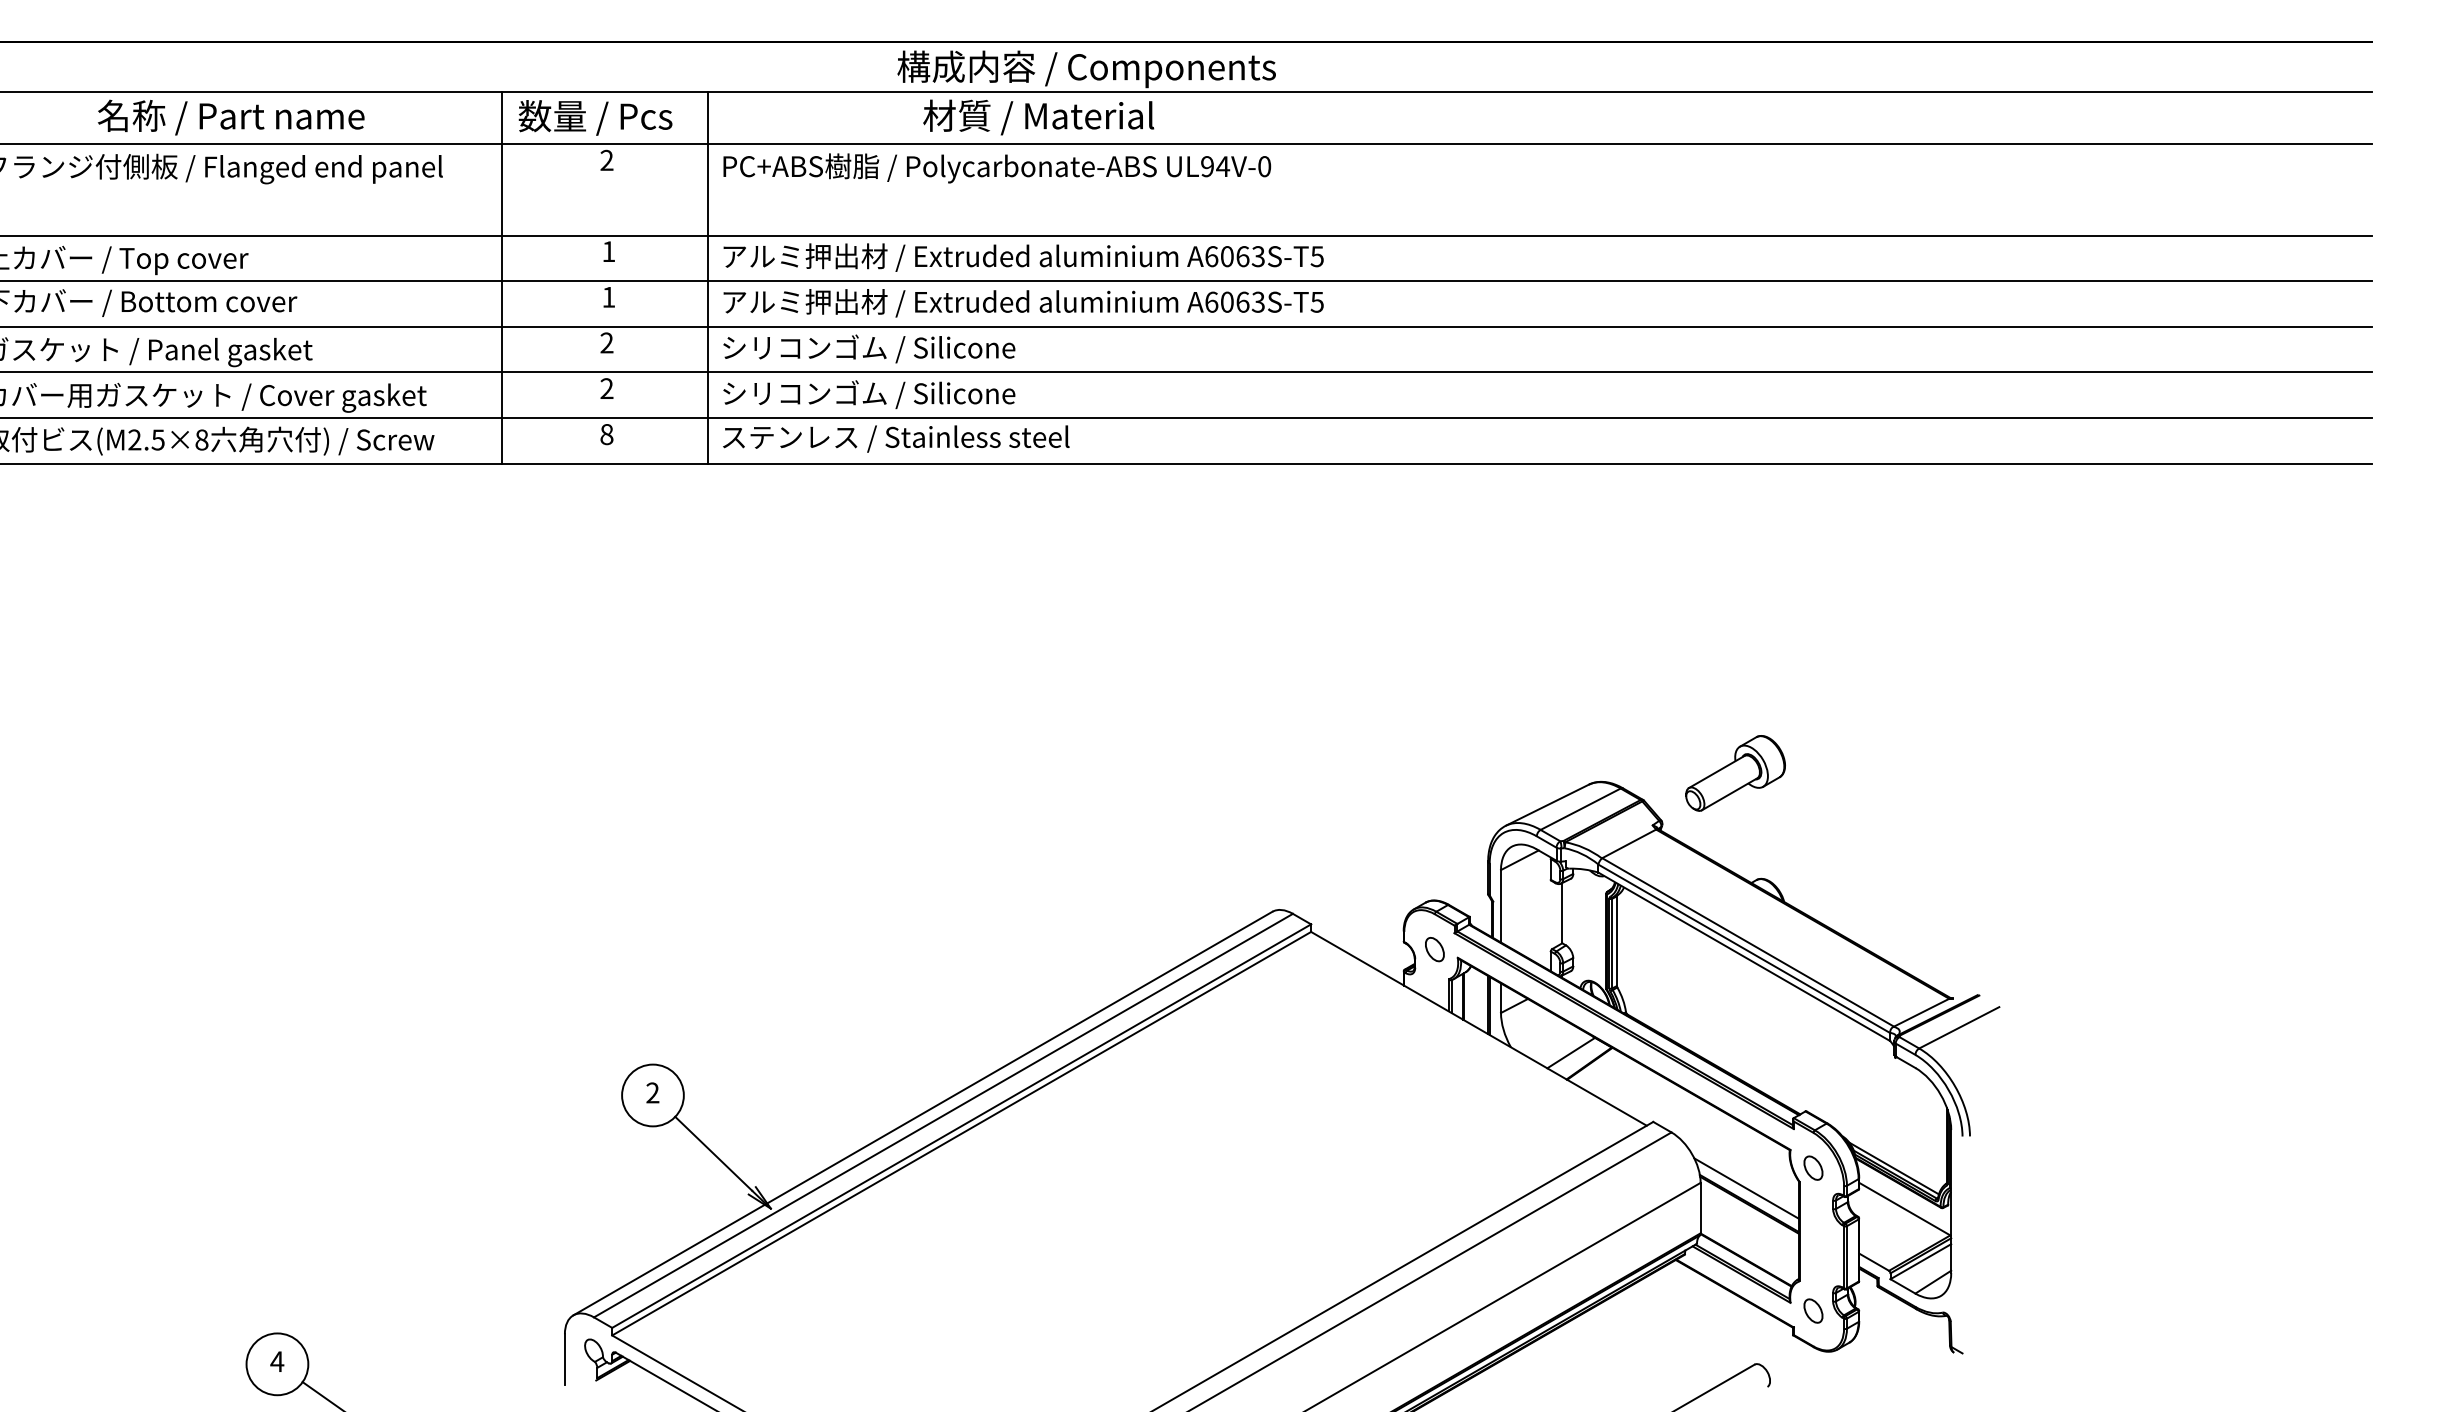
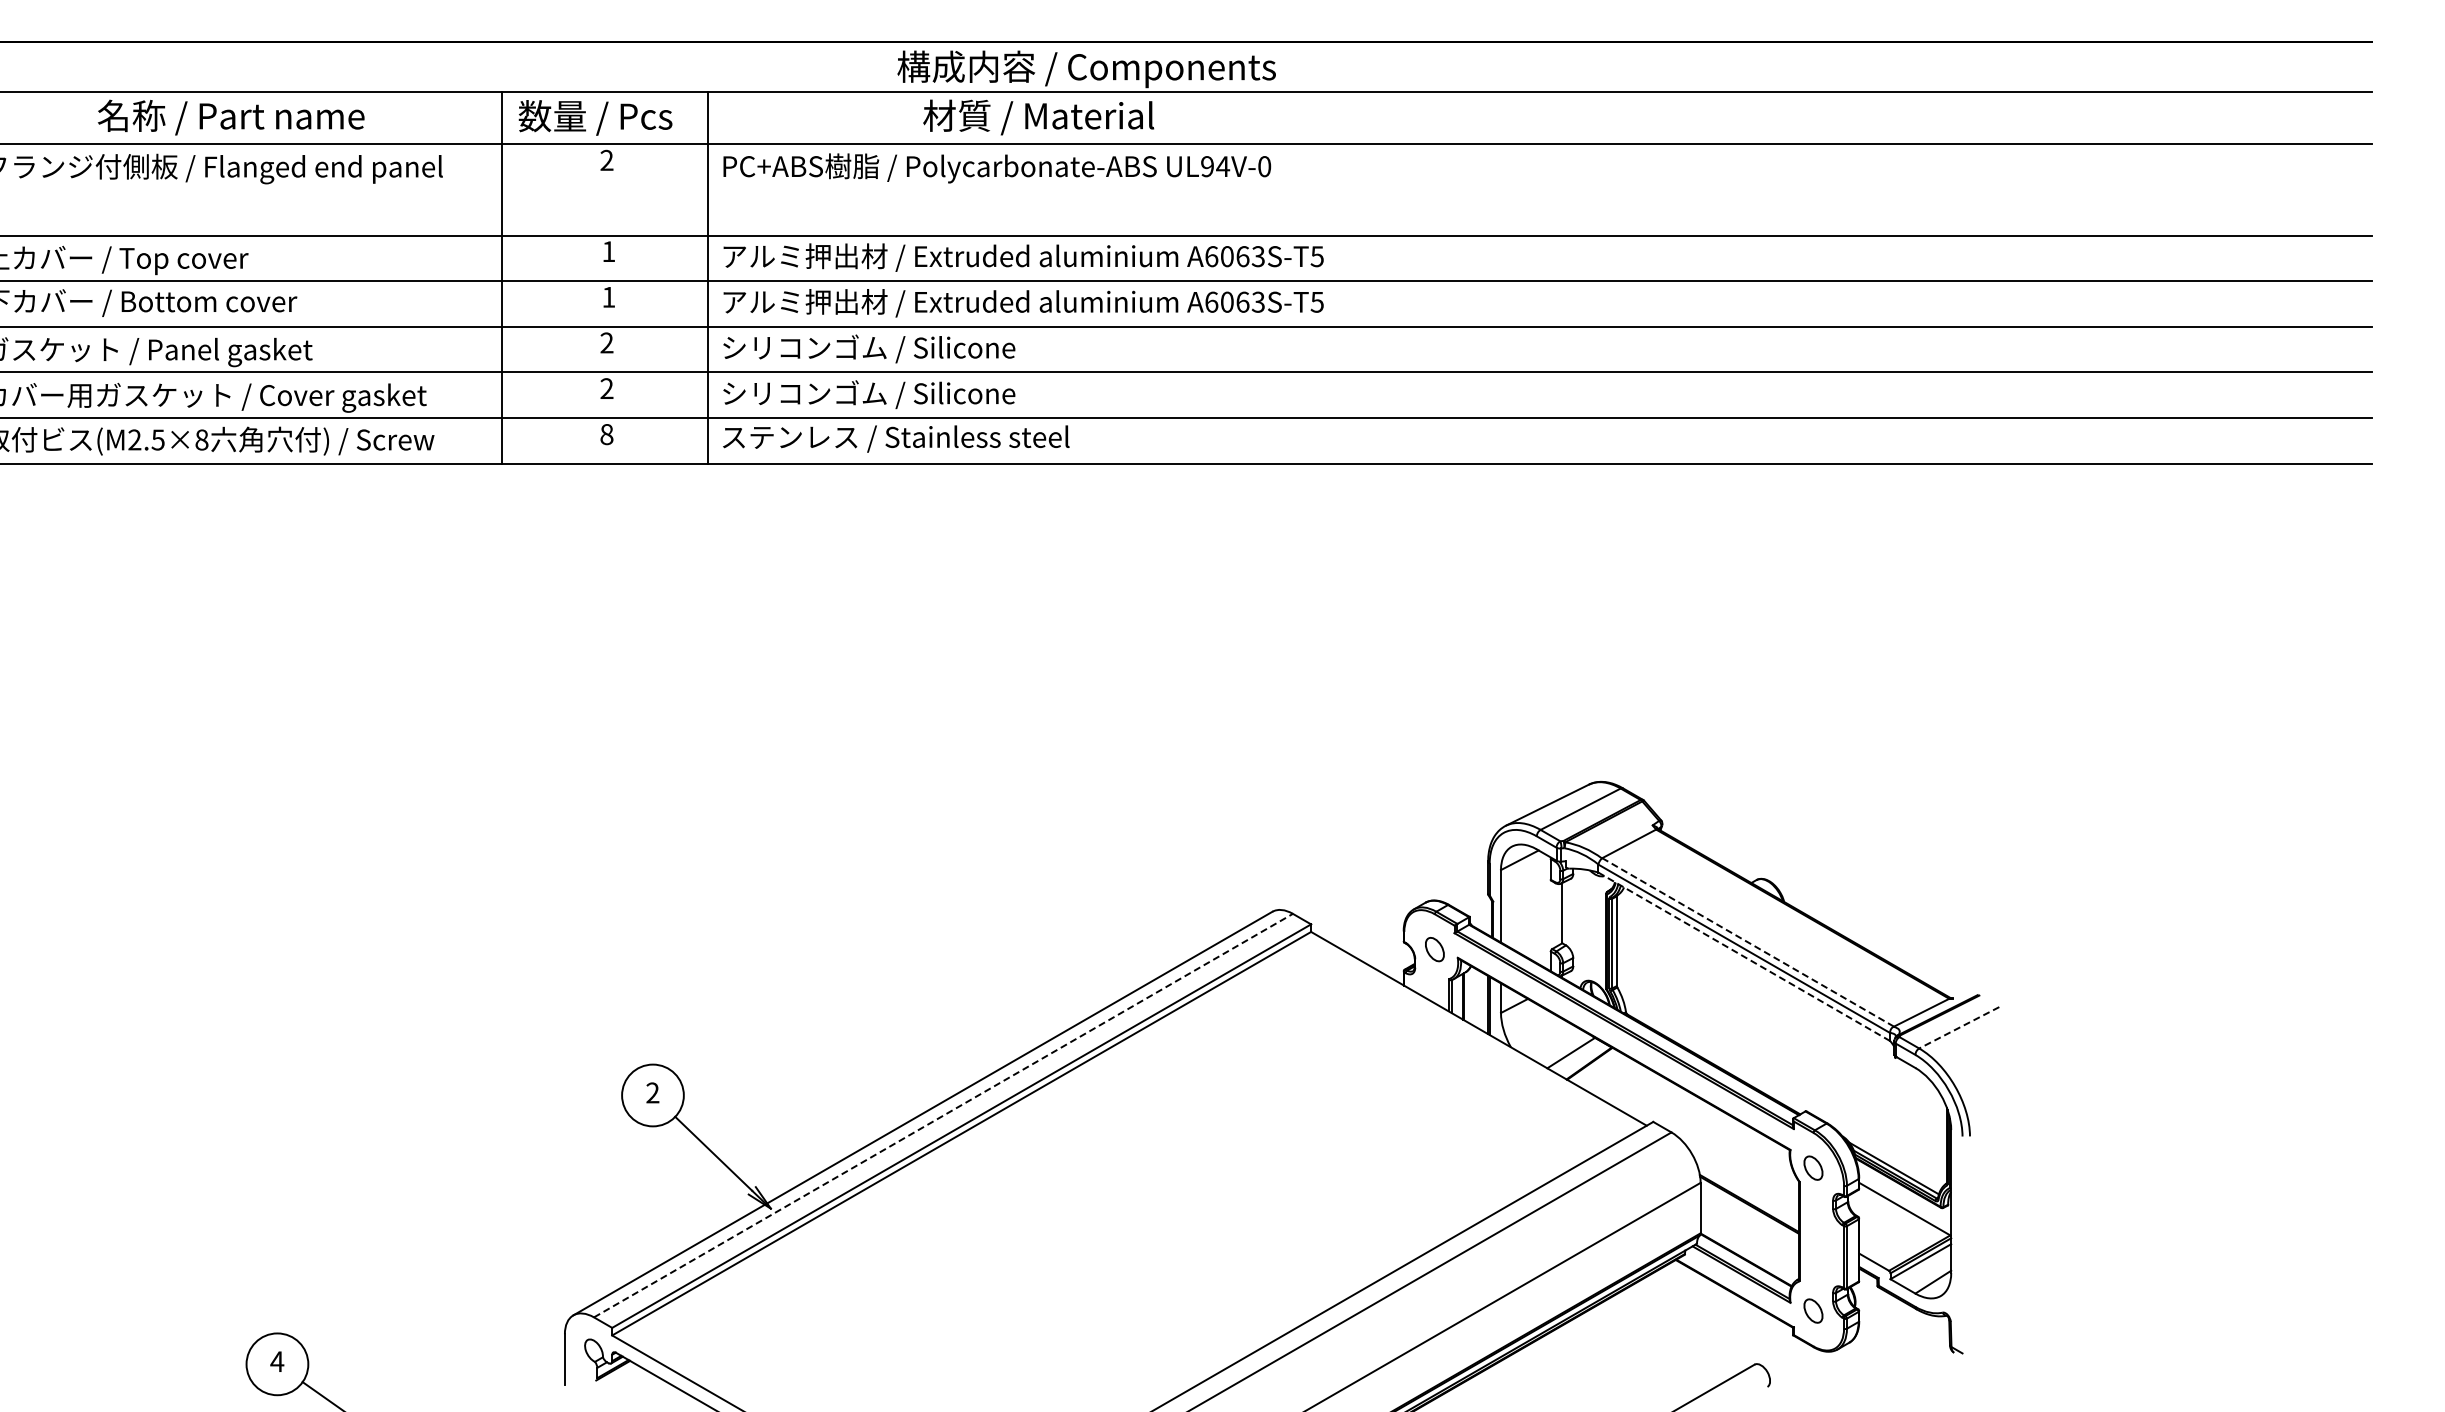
part: present -> none (1735, 773)
line: solid -> dashed (1747, 942)
line: solid -> dashed (1743, 956)
line: solid -> dashed (1958, 1028)
line: solid -> dashed (943, 1115)
line: present -> none (1746, 1188)
